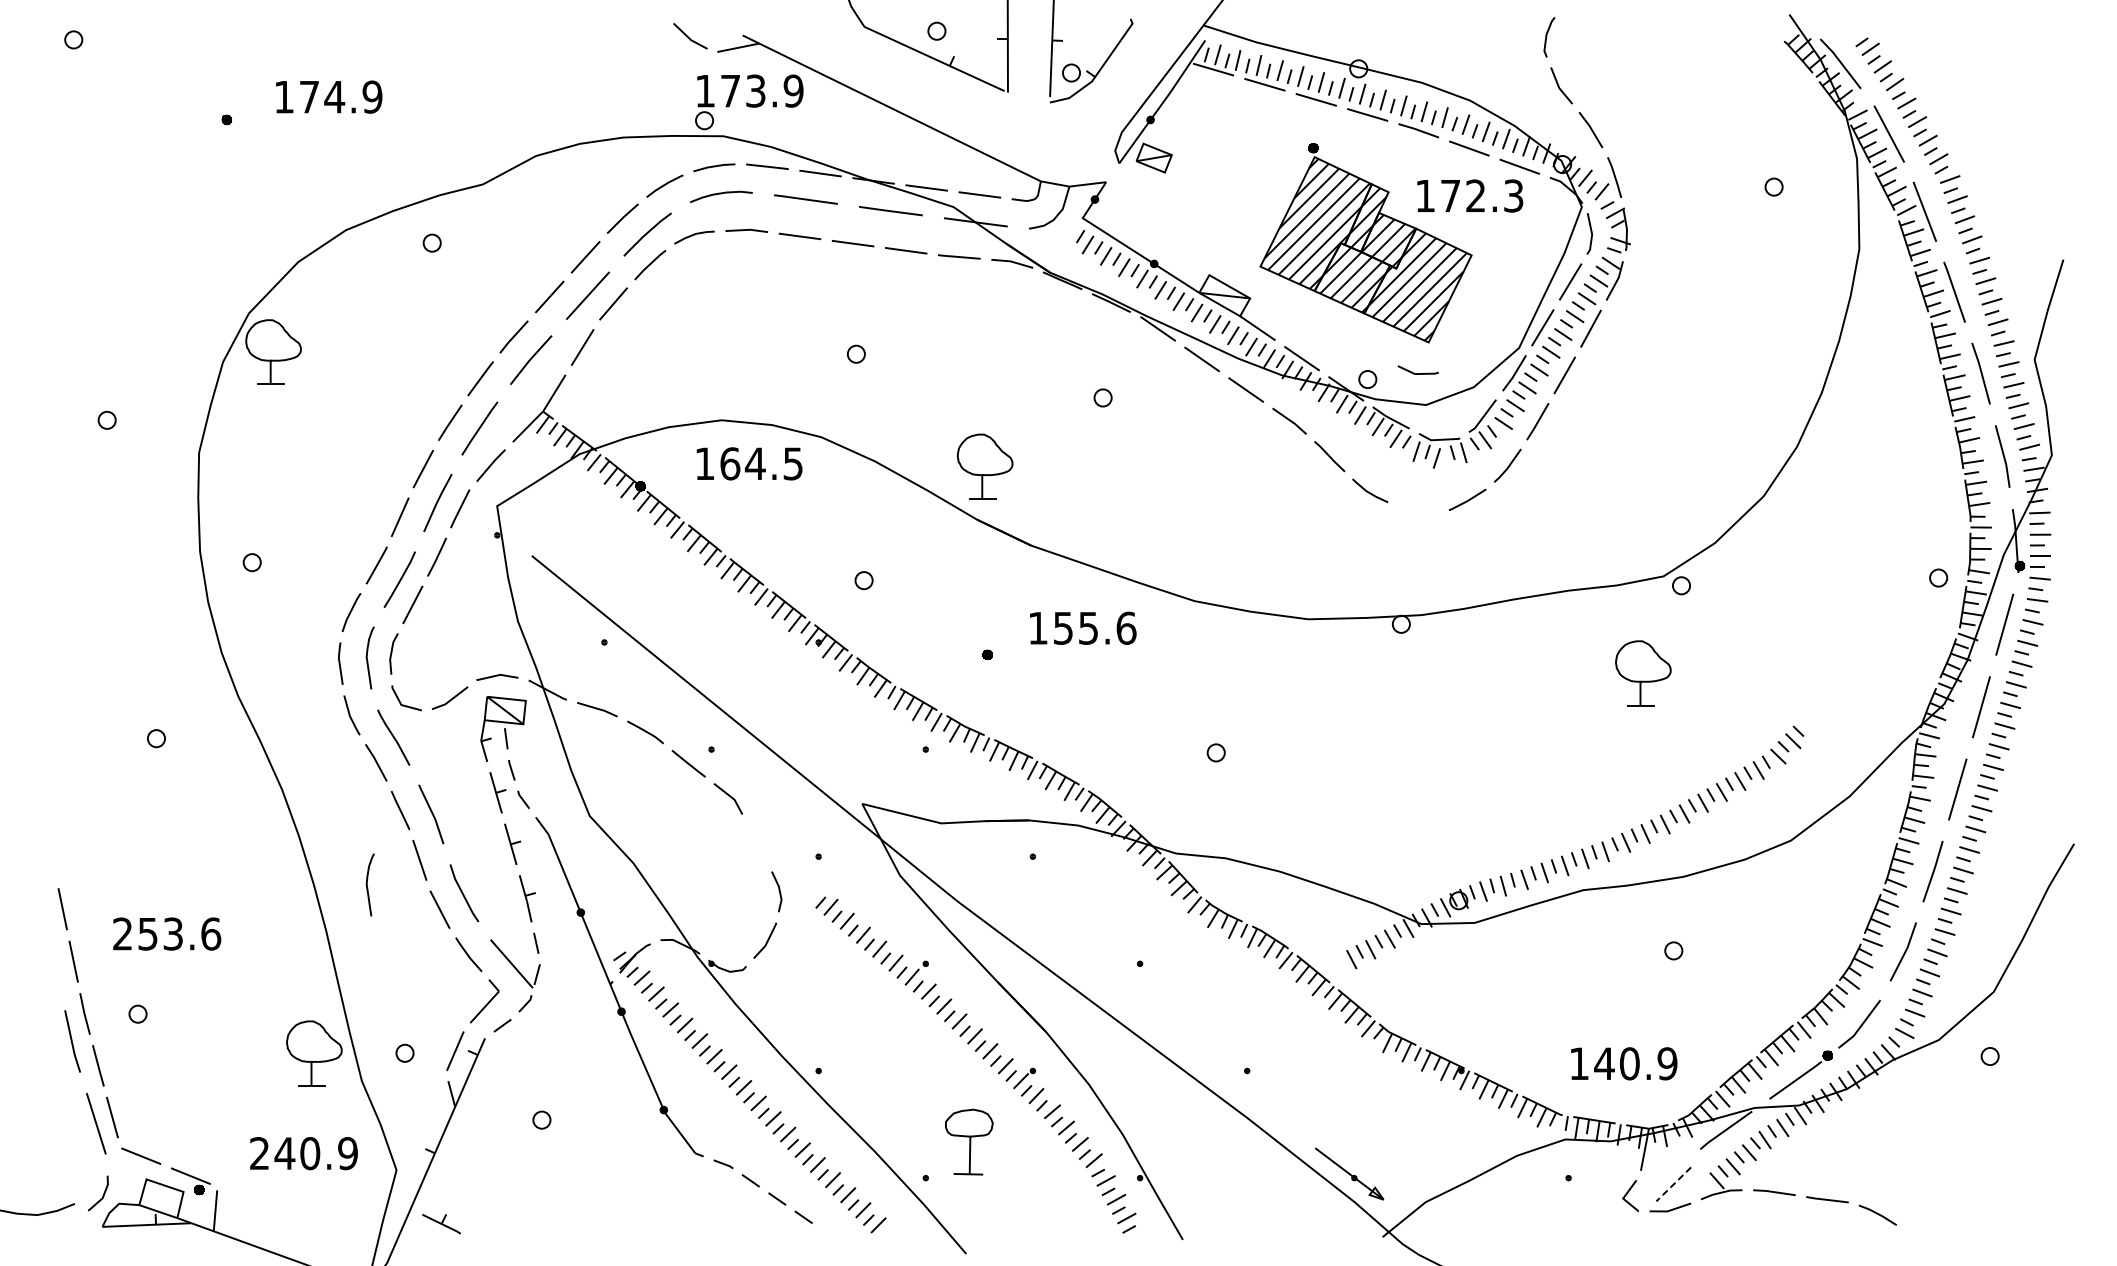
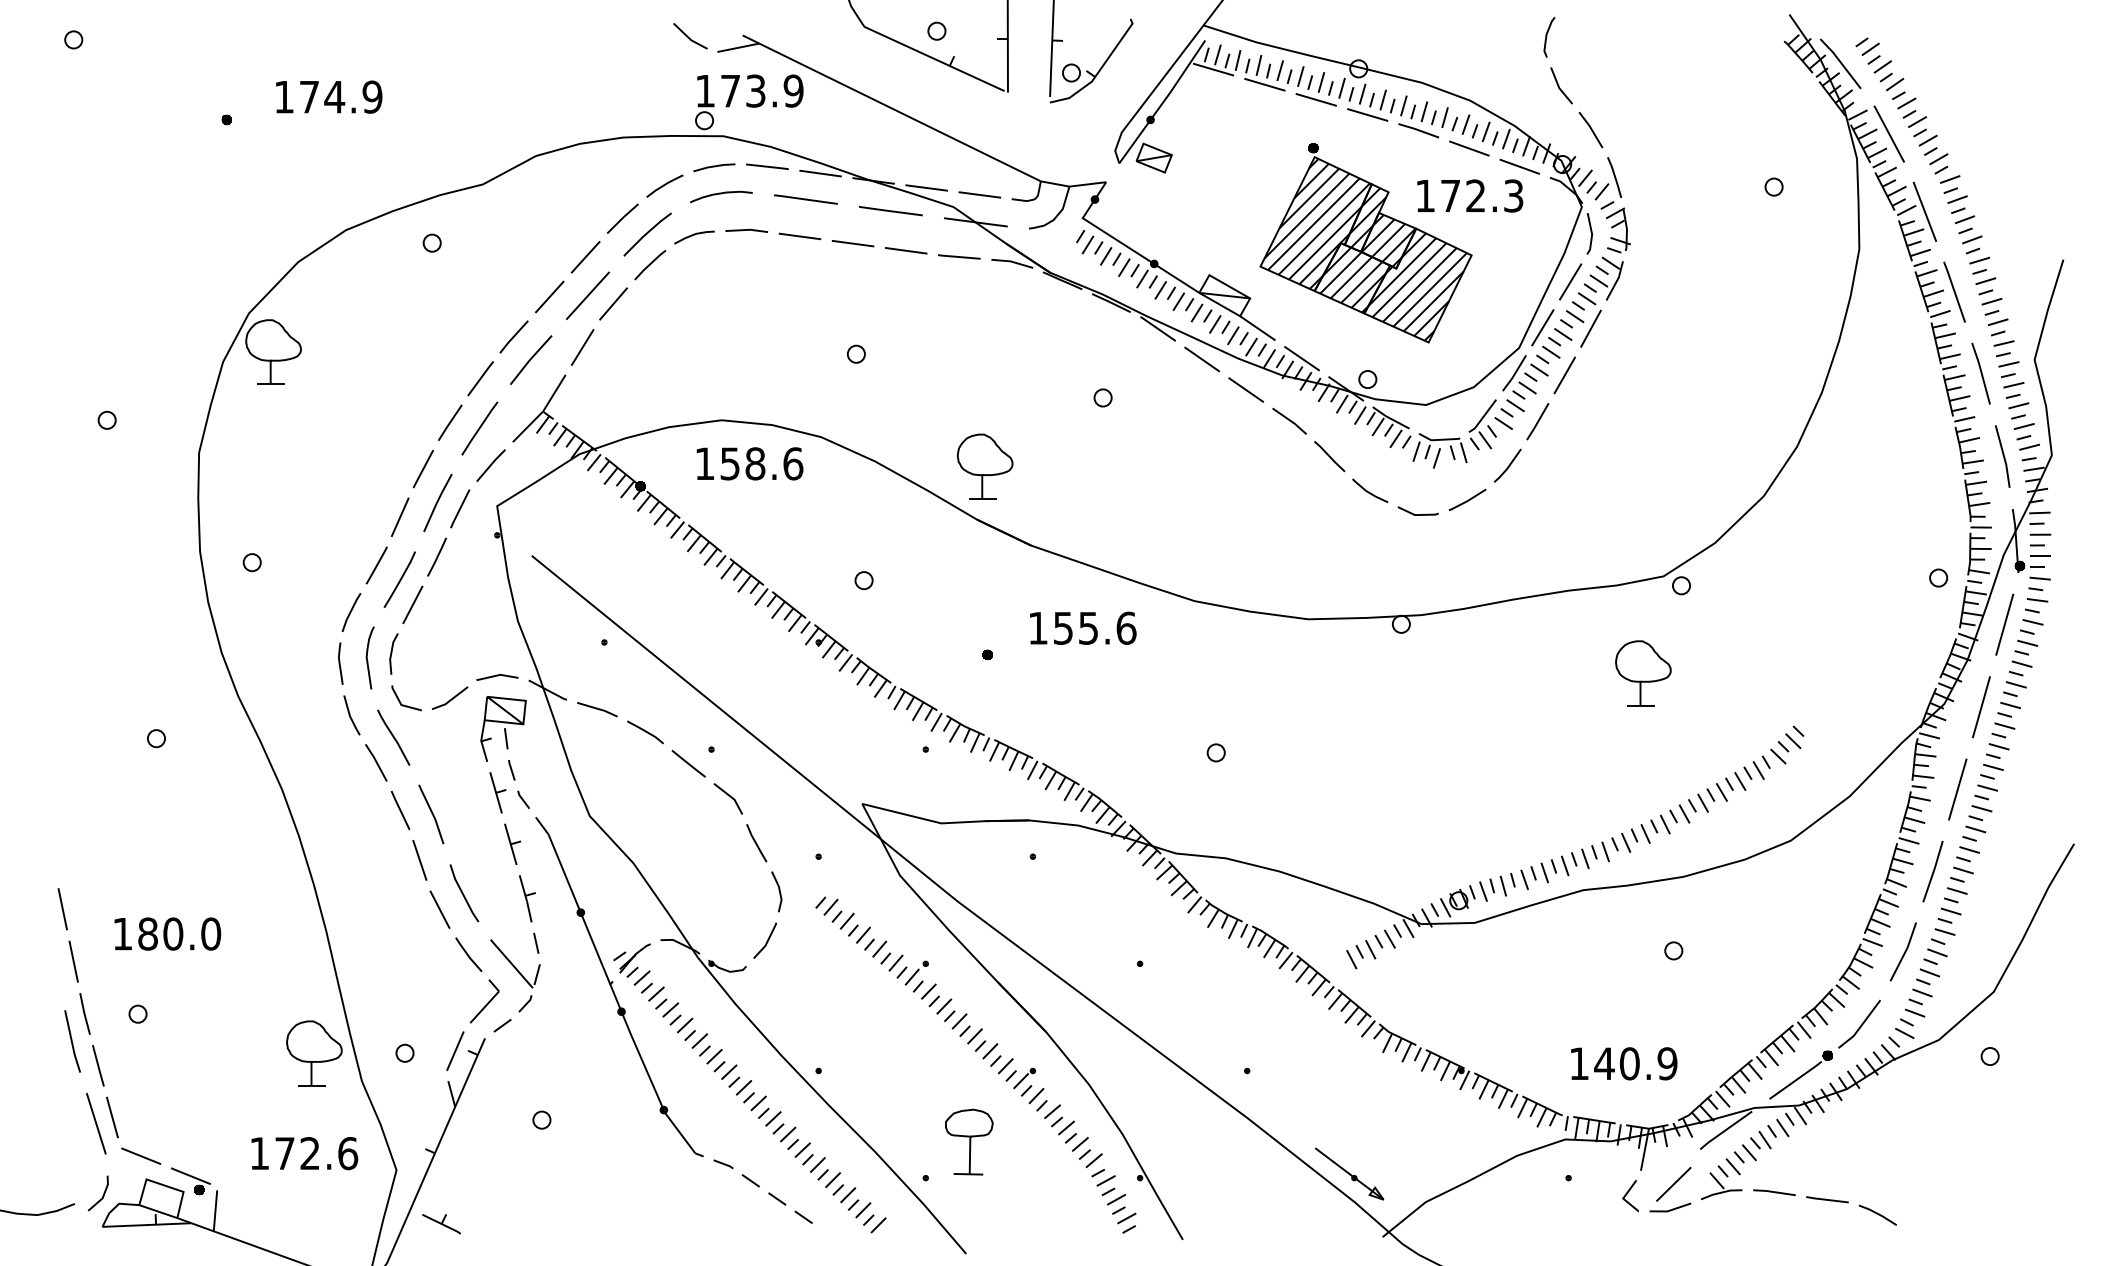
line position: (1417, 373) -> (1417, 514) (1417, 514)
text: 164.5 -> 158.6 (761, 463)
line: none -> present (756, 843)
curve: present -> none (367, 884)
text: 253.6 -> 180.0 (167, 933)
text: 240.9 -> 172.6 (304, 1153)
line: dashed -> solid (1674, 1184)
